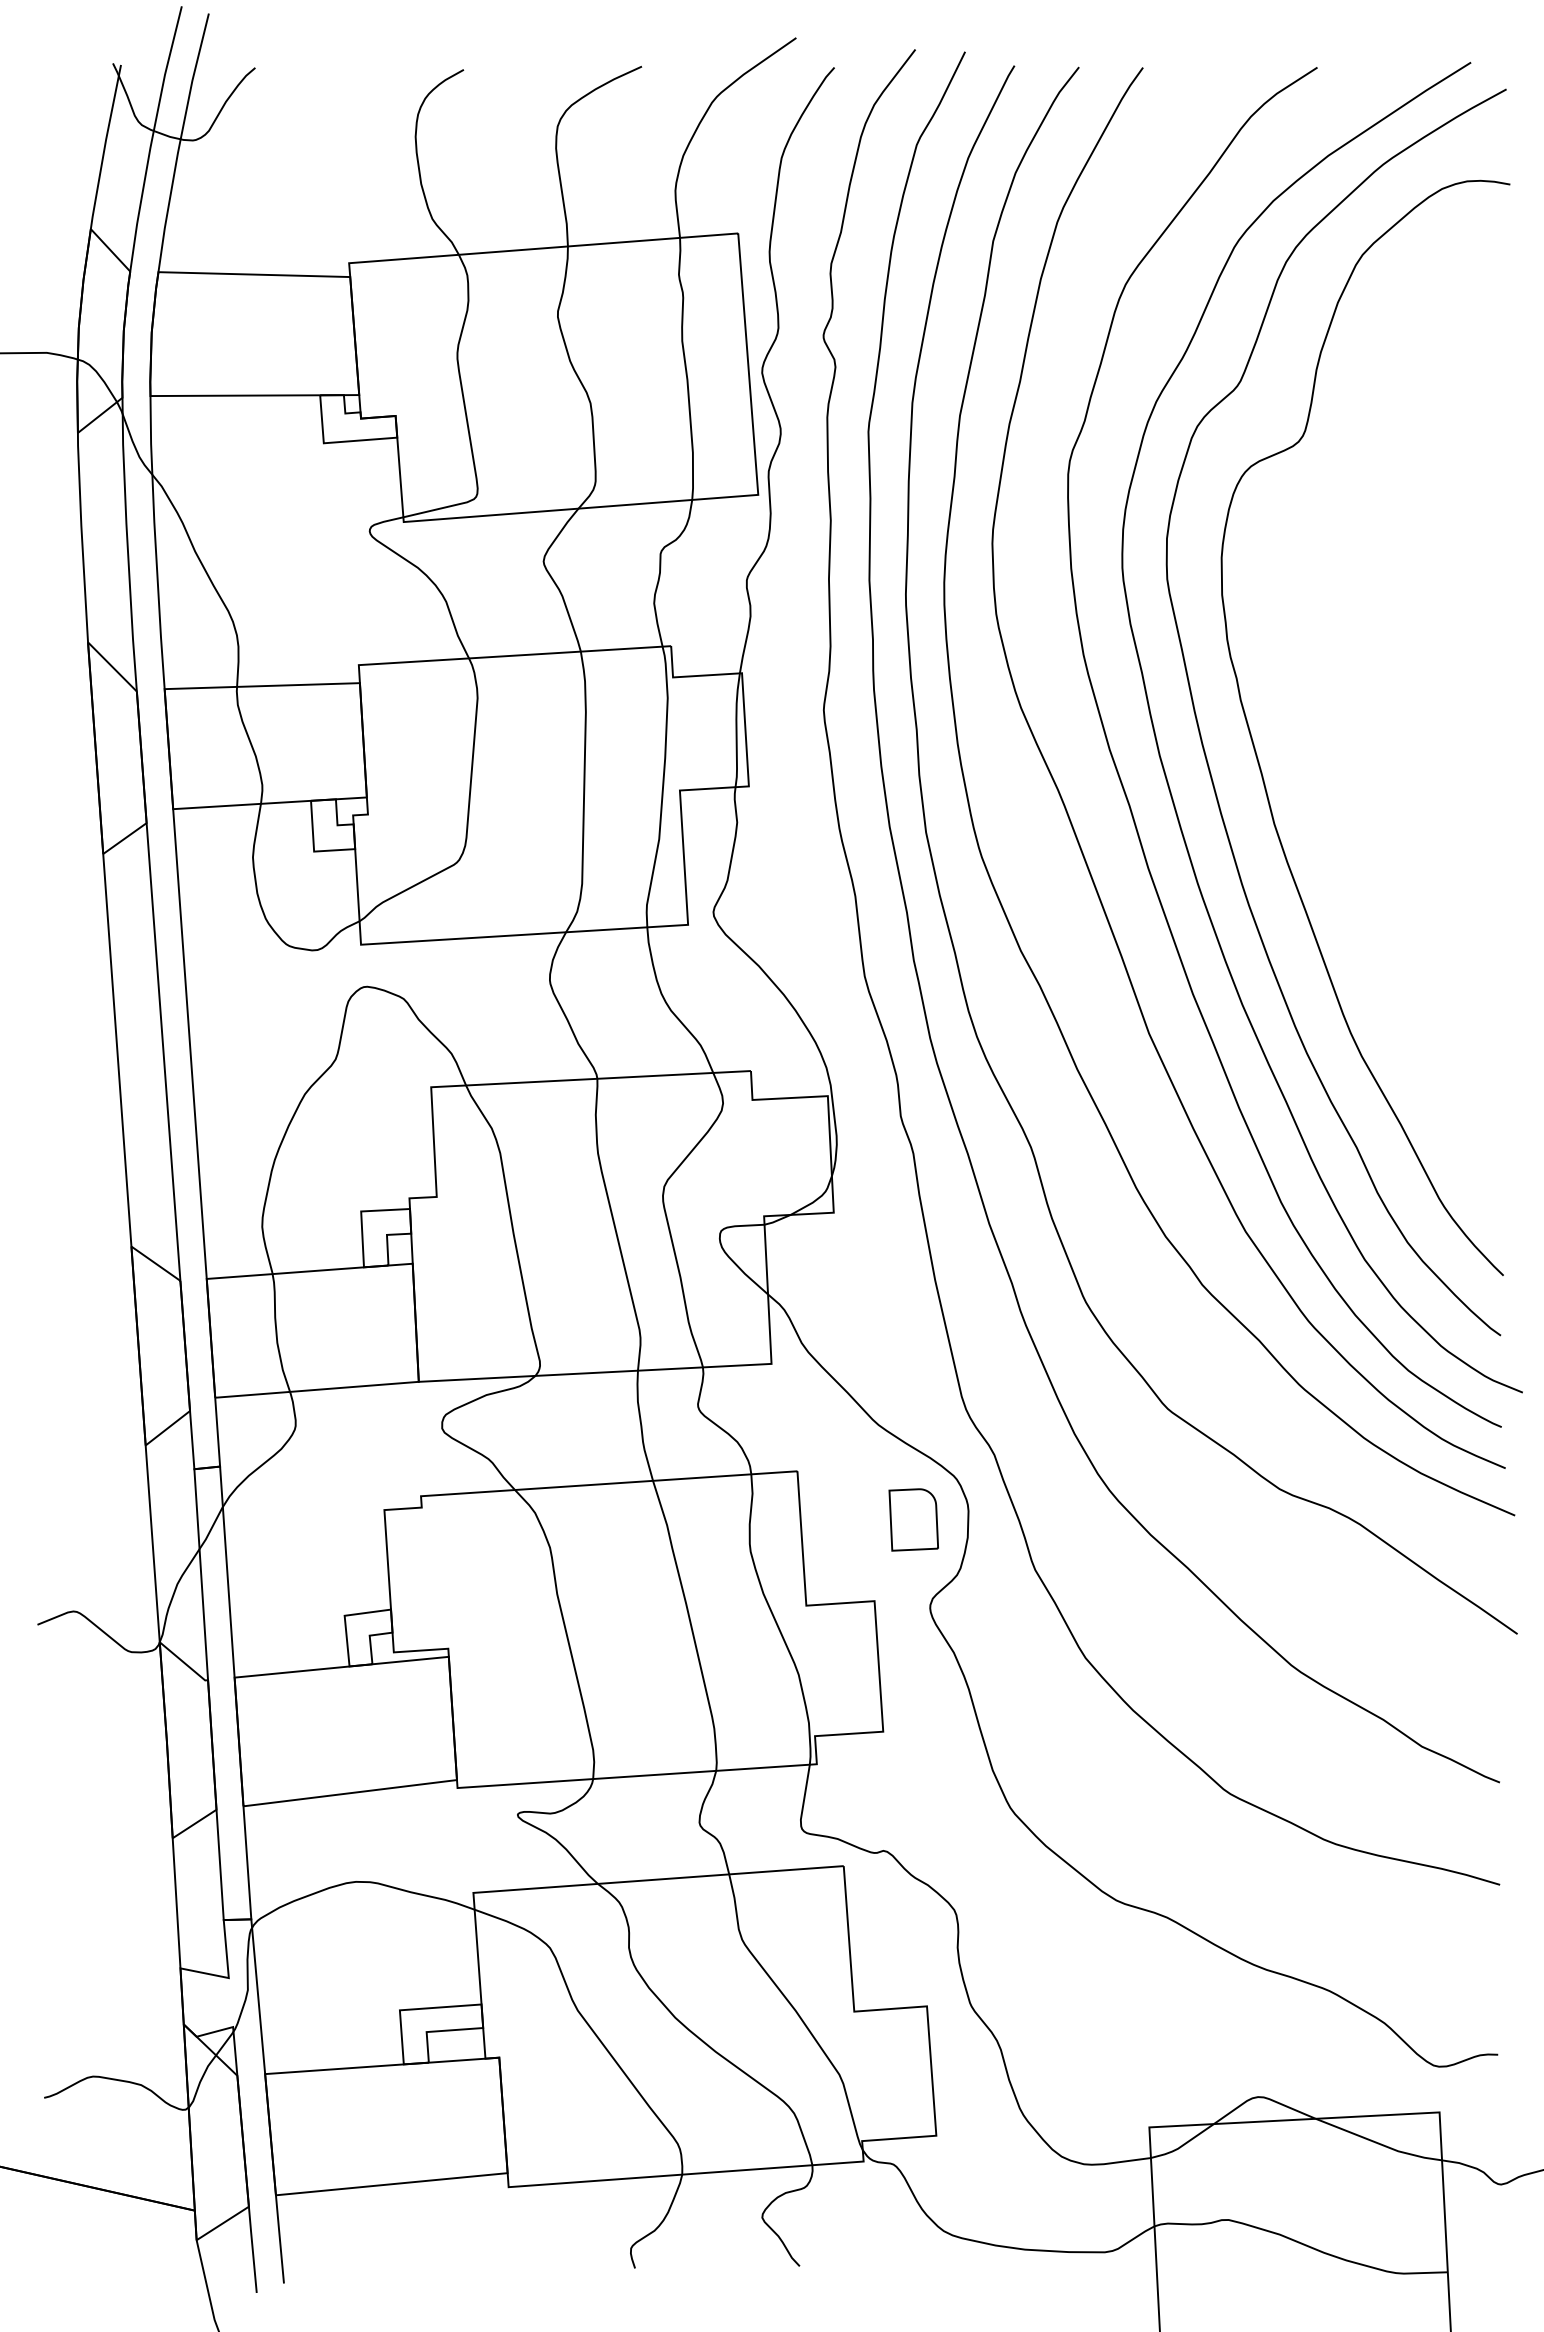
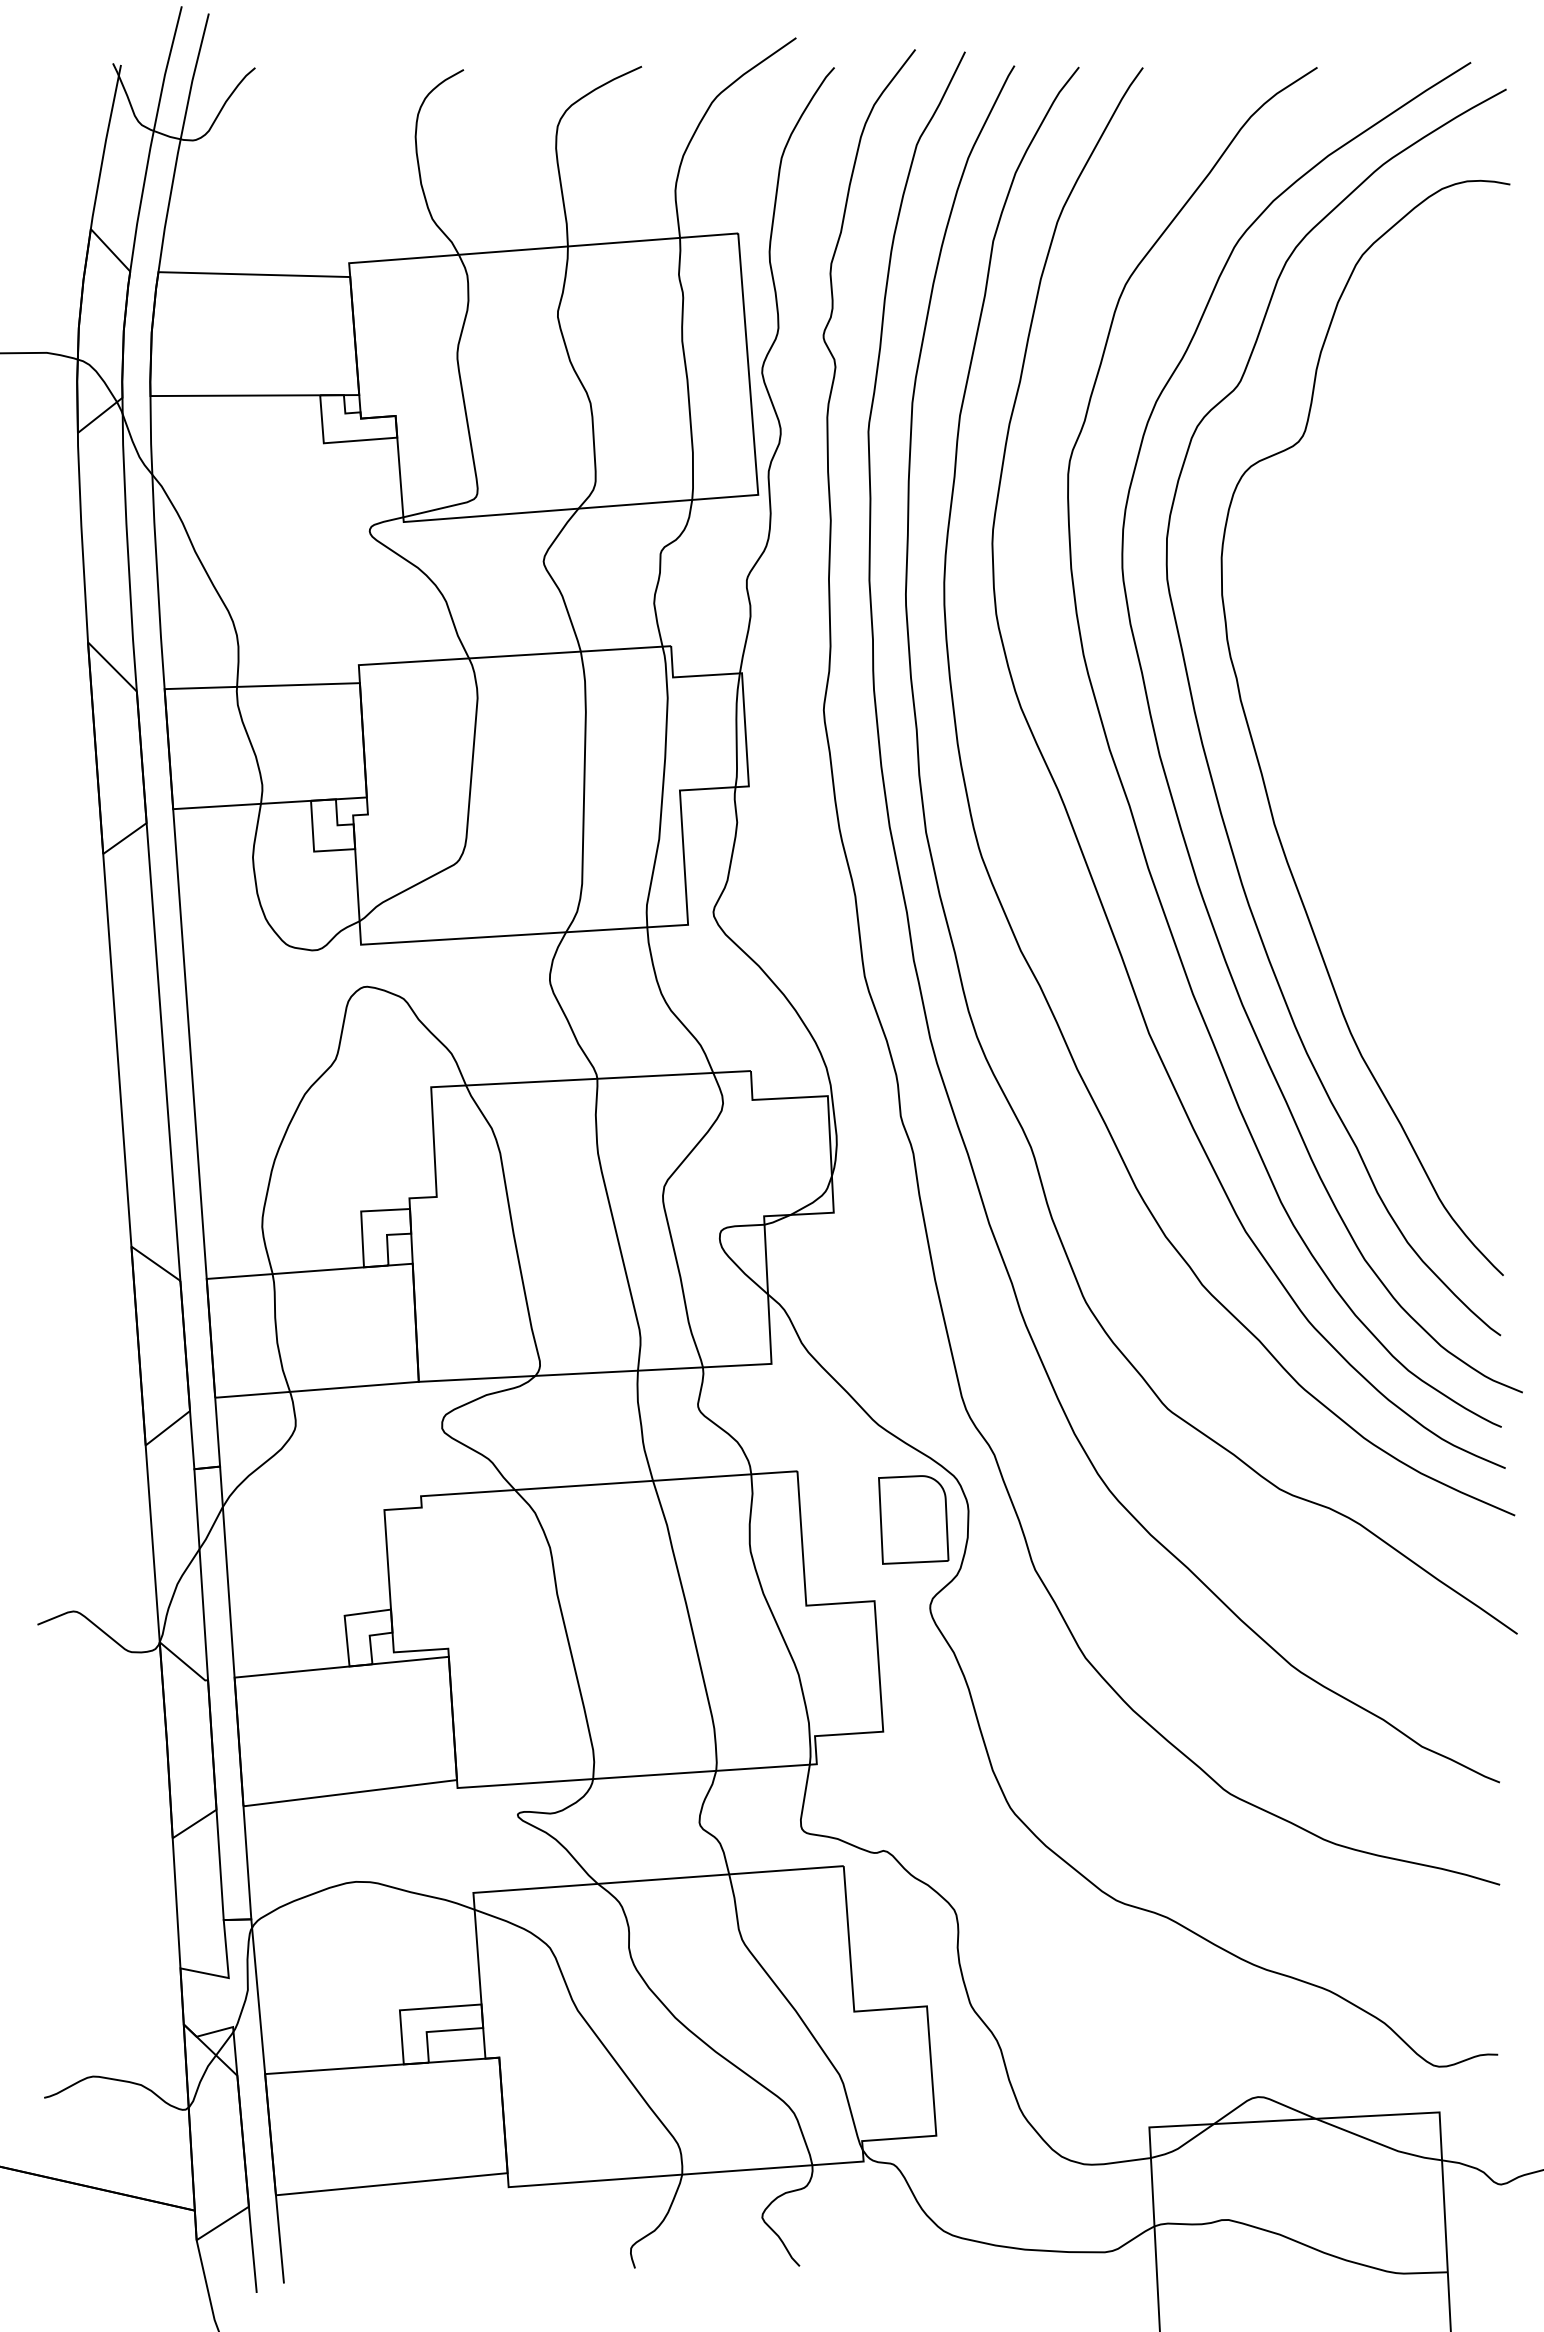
part size: 51x64 px -> 72x90 px (913, 1519)
